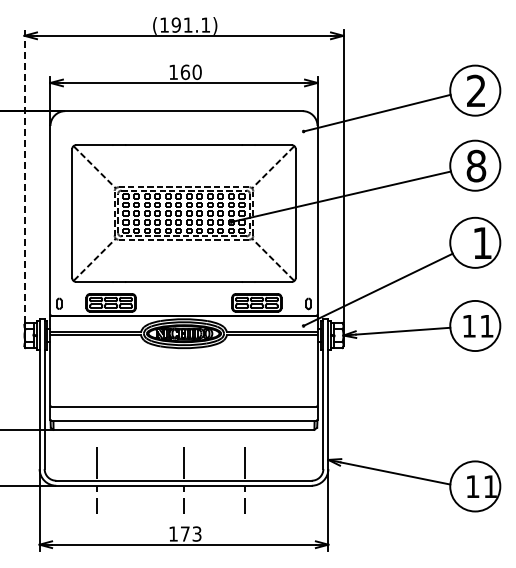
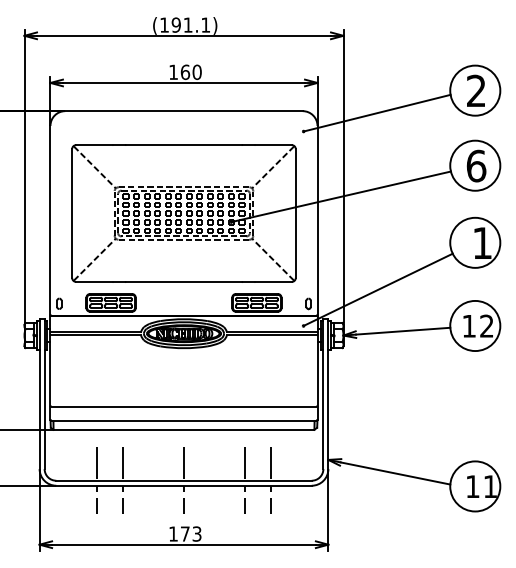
text: 8 -> 6 (476, 165)
line: dashed -> solid (24, 176)
text: 11 -> 12 (486, 325)
line: none -> present (123, 480)
line: none -> present (270, 480)
